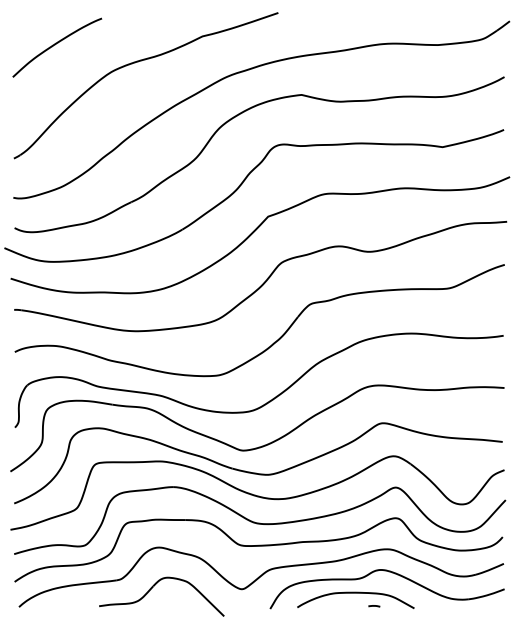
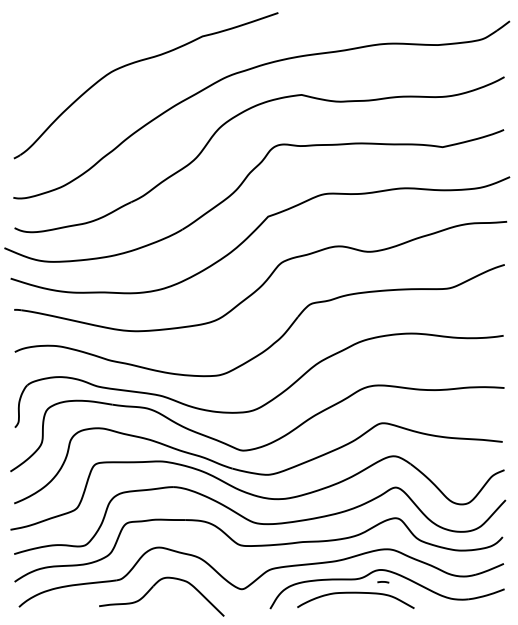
curve: present -> none (55, 45)
curve position: (374, 606) -> (383, 582) (383, 582)
